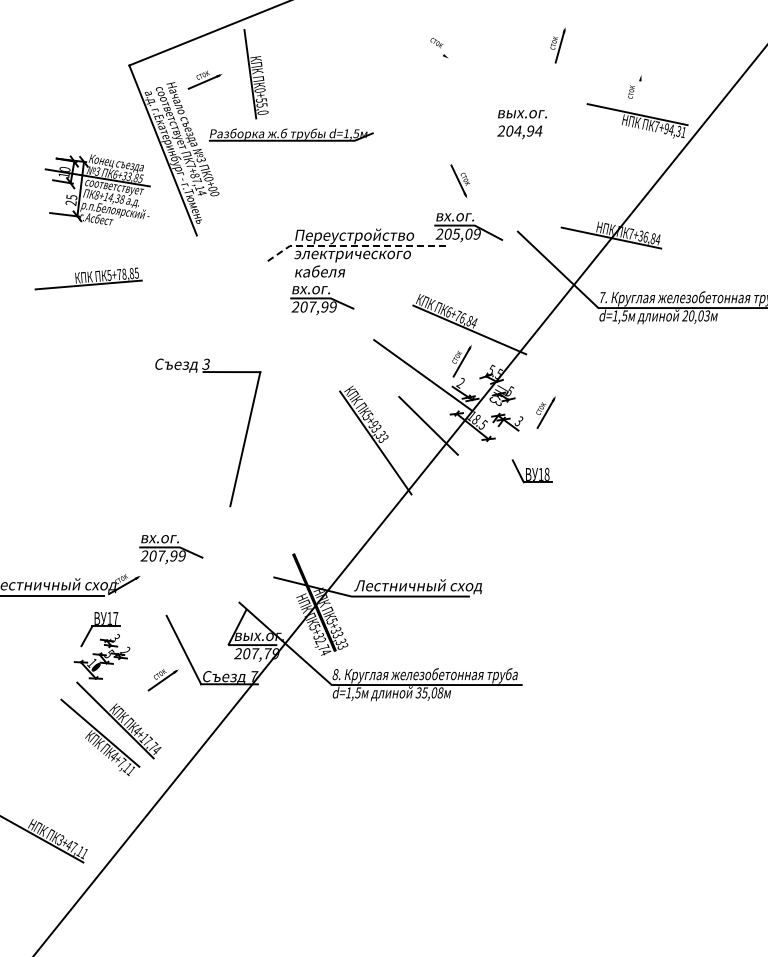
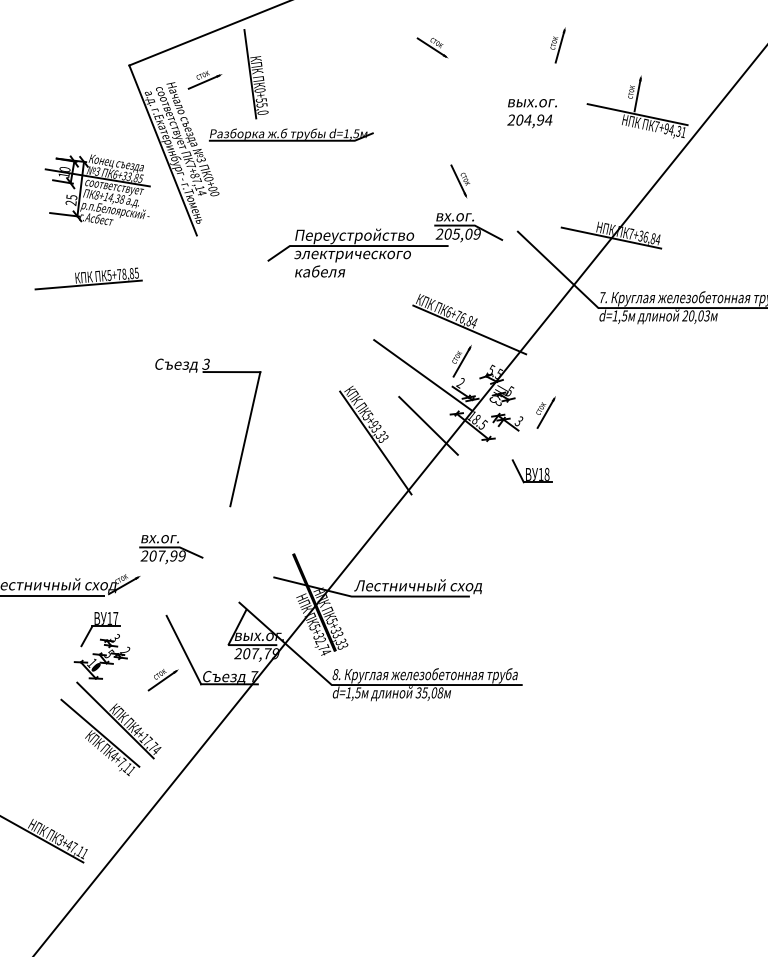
line: none -> present (431, 47)
line: none -> present (637, 94)
text position: (521, 124) -> (531, 113) (531, 113)
line: dashed -> solid (355, 246)
part: present -> none (322, 300)
